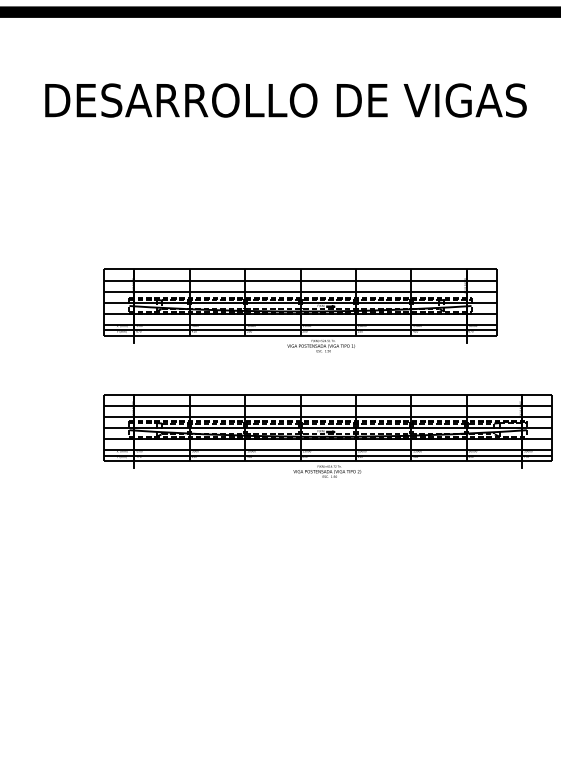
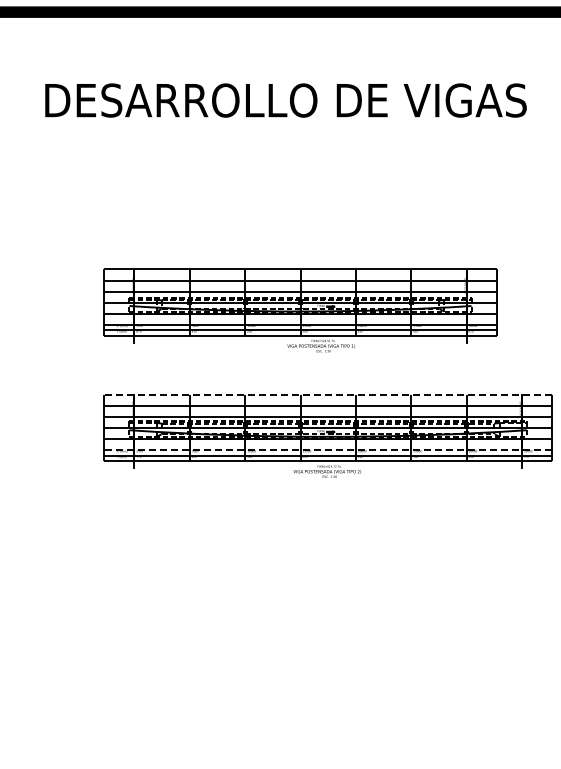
line: solid -> dashed (327, 394)
line: solid -> dashed (327, 450)
